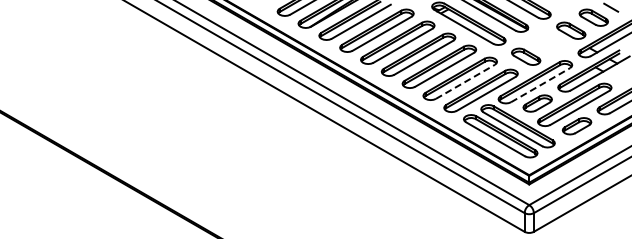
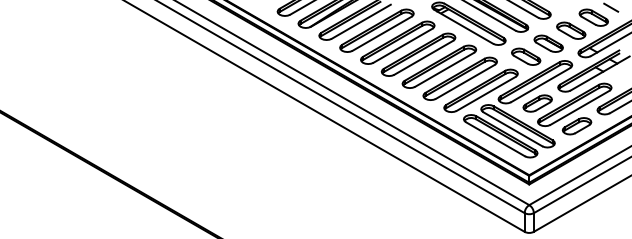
part: none -> present (548, 43)
line: dashed -> solid (465, 81)
line: dashed -> solid (541, 84)
